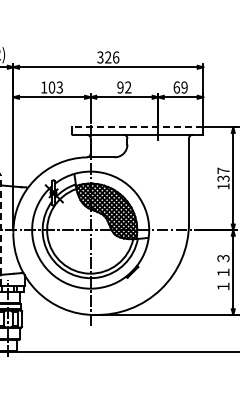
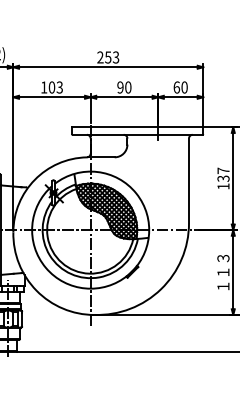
text: 326 -> 253 (108, 57)
text: 92 -> 90 (128, 87)
text: 69 -> 60 (184, 87)
line: dashed -> solid (137, 127)
line: dashed -> solid (0, 229)
